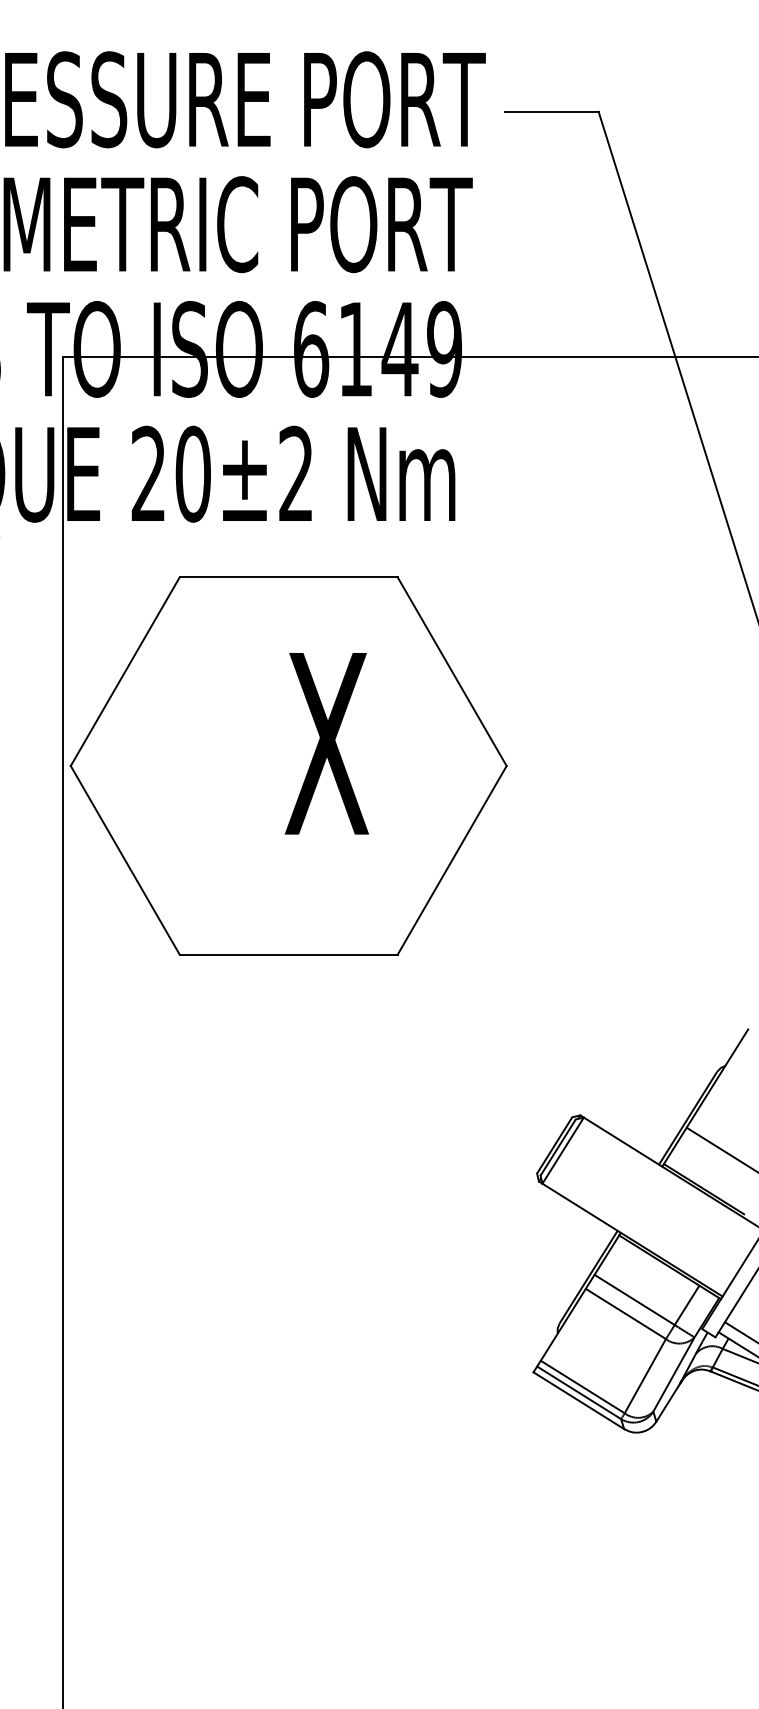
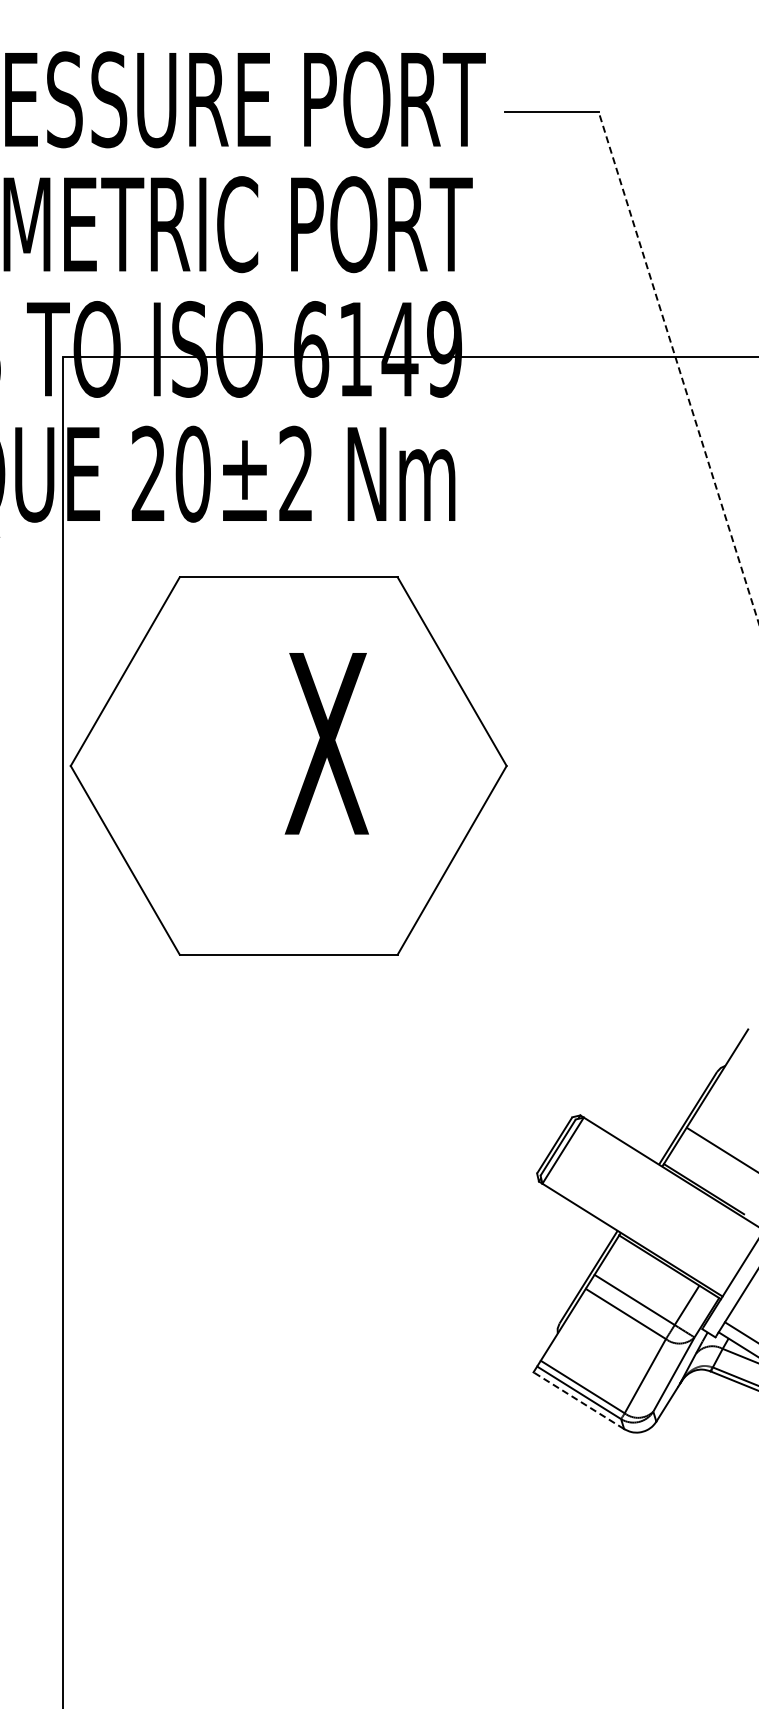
line: solid -> dashed (678, 367)
line: solid -> dashed (578, 1400)
